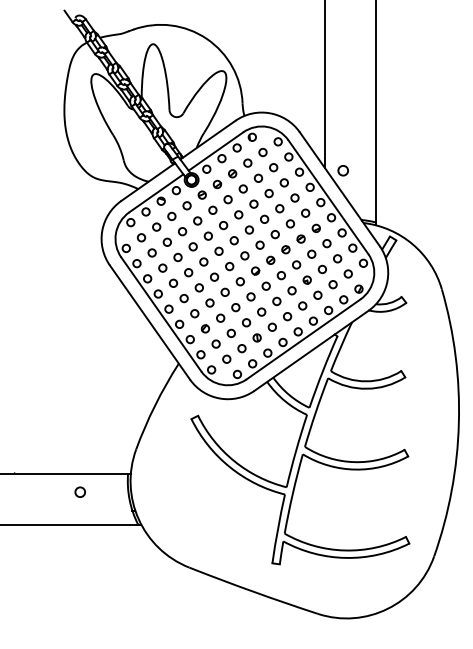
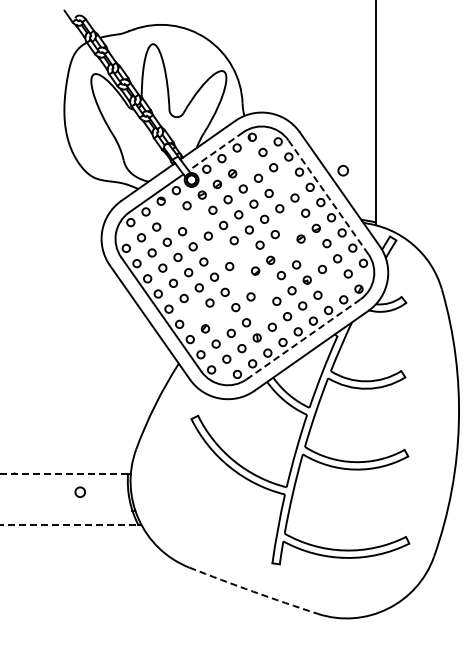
line: present -> none (324, 84)
line: solid -> dashed (215, 151)
circle: present -> none (247, 162)
circle: present -> none (283, 182)
line: solid -> dashed (328, 197)
circle: present -> none (171, 215)
circle: present -> none (197, 220)
circle: present -> none (289, 223)
part: present -> none (285, 249)
circle: present -> none (218, 250)
circle: present -> none (311, 253)
circle: present -> none (244, 255)
circle: present -> none (239, 281)
circle: present -> none (332, 284)
circle: present -> none (265, 285)
circle: present -> none (261, 311)
circle: present -> none (194, 313)
circle: present -> none (220, 317)
line: solid -> dashed (303, 339)
line: solid -> dashed (64, 473)
line: solid -> dashed (69, 524)
arc: solid -> dashed (253, 591)
